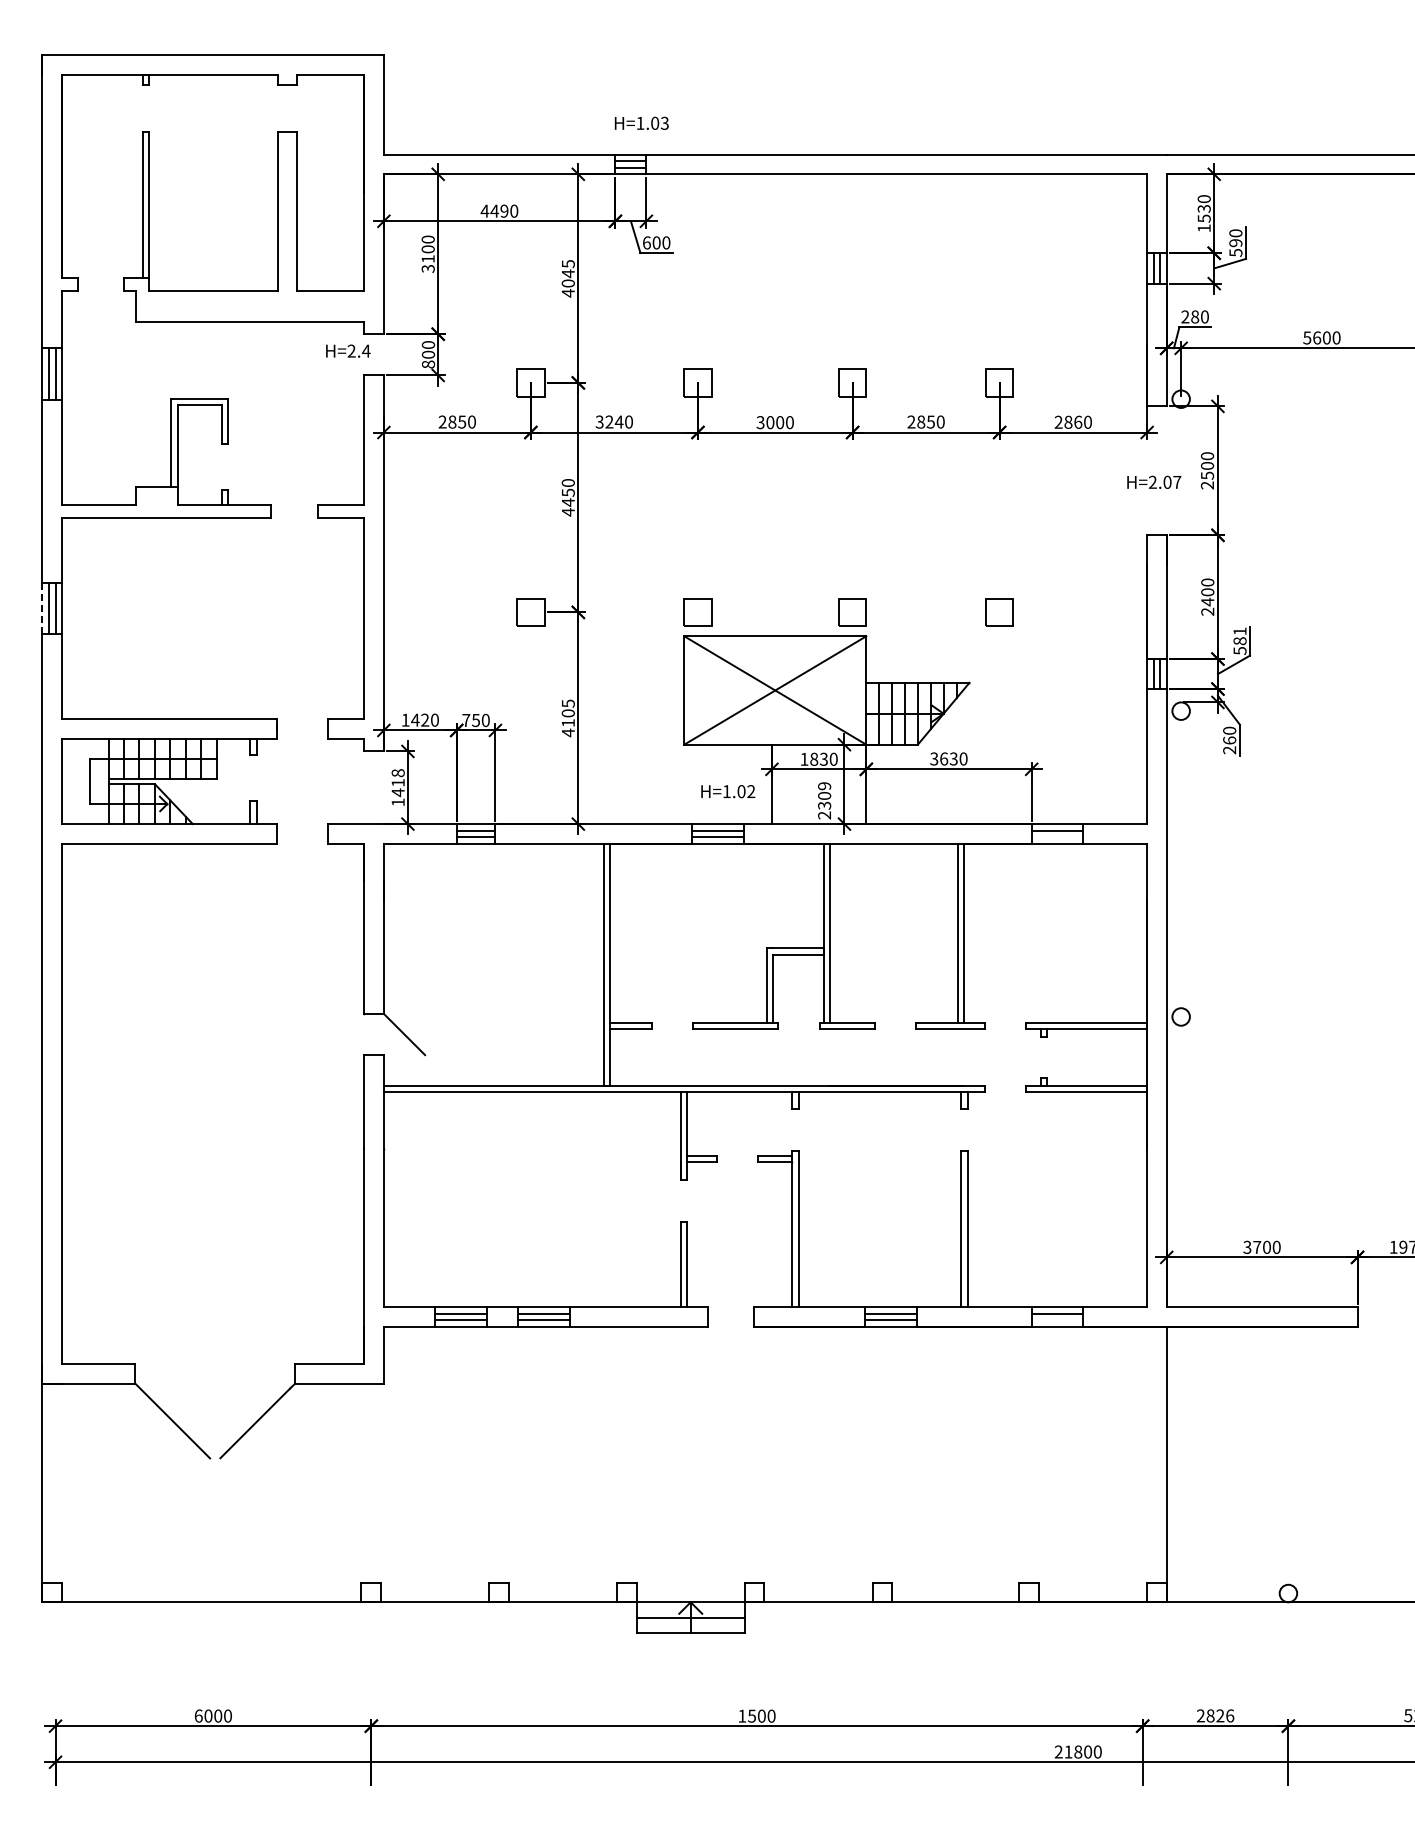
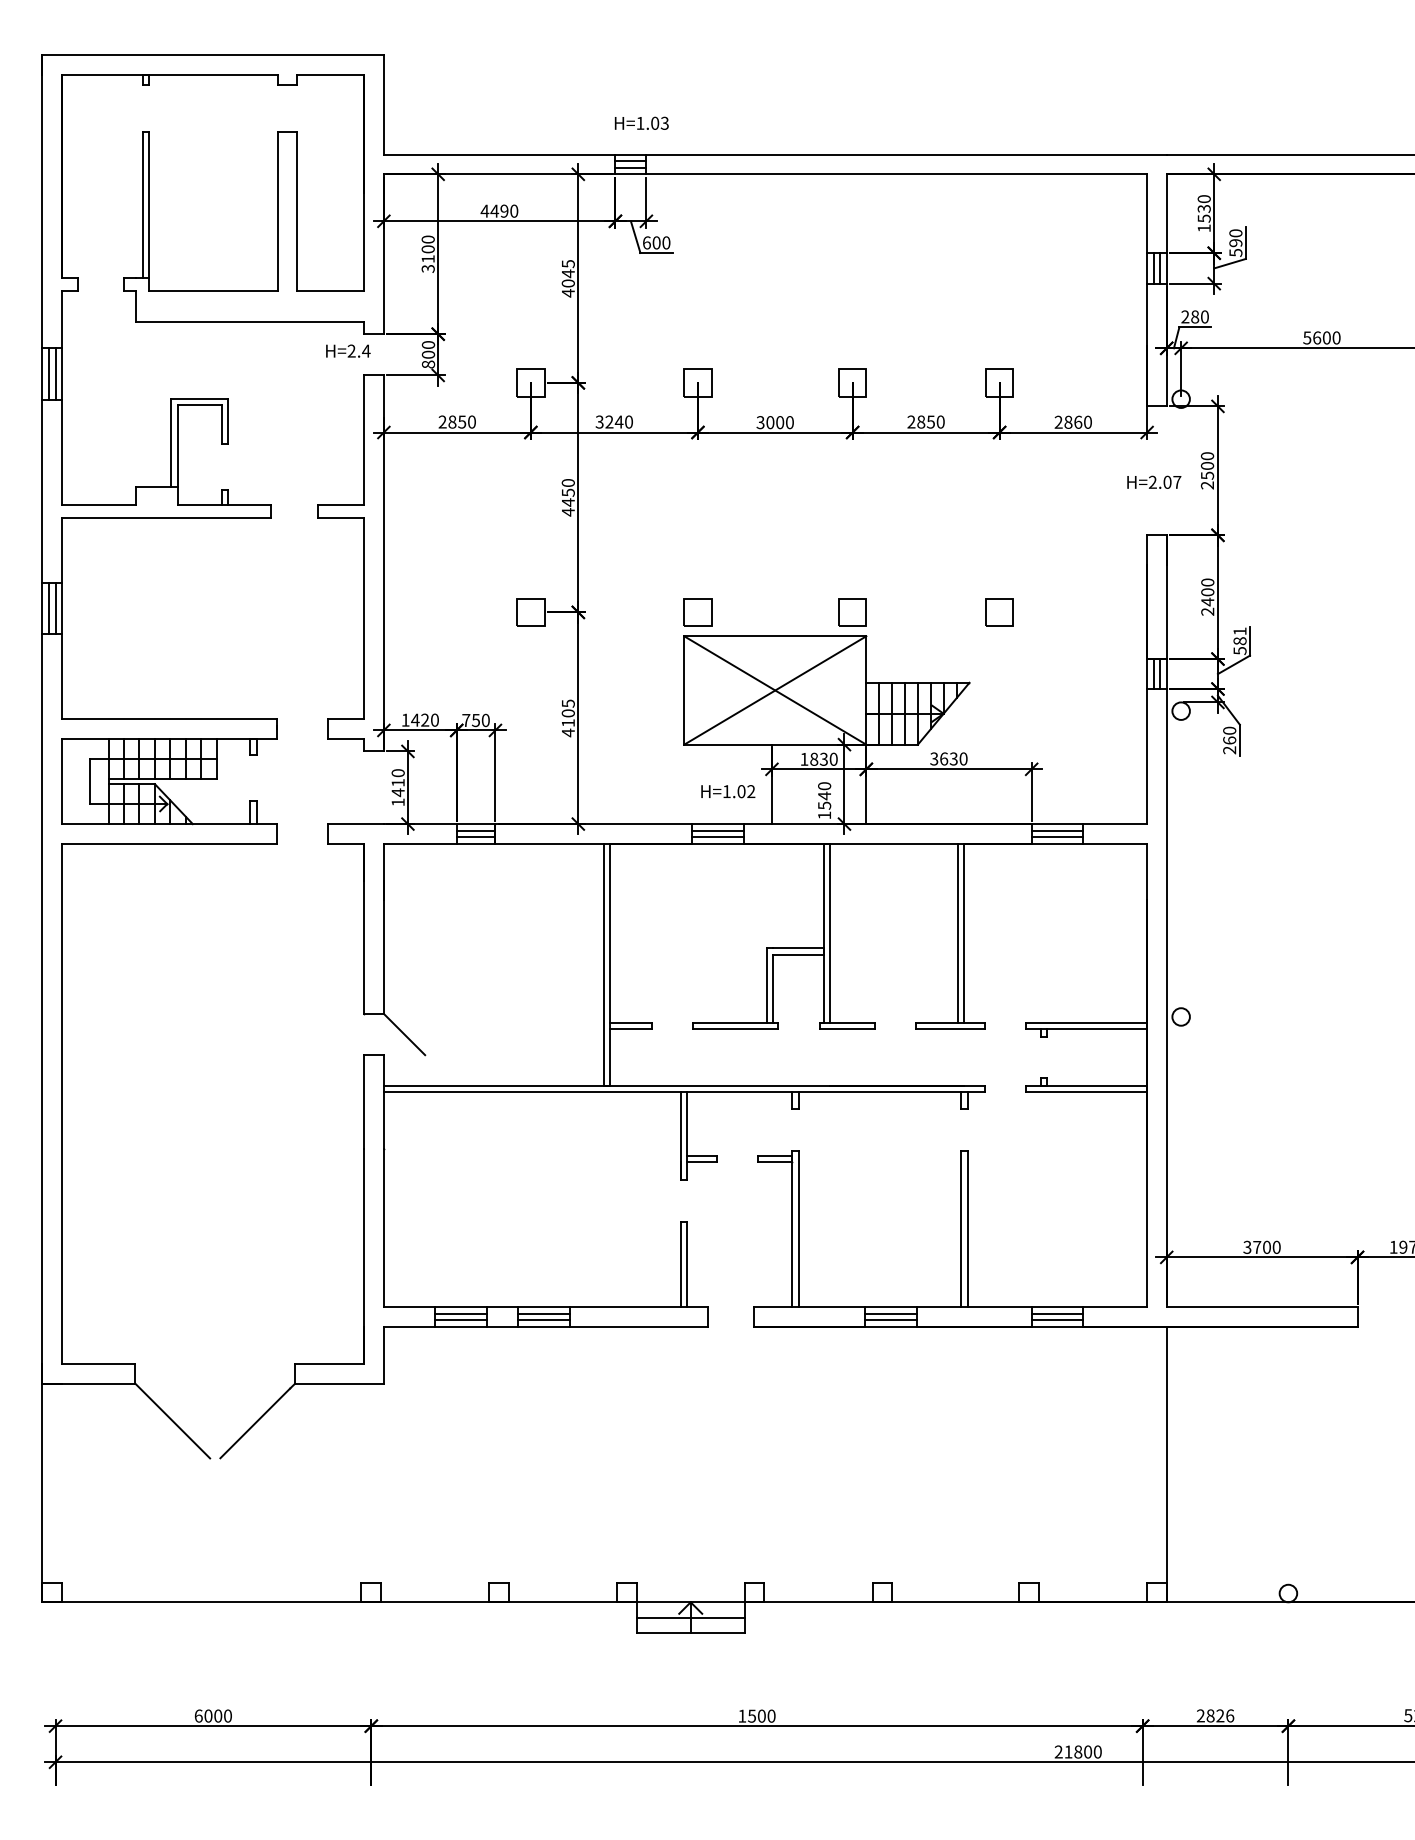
line: dashed -> solid (42, 608)
text: 1418 -> 1410 (398, 773)
text: 2309 -> 1540 (824, 800)
line: none -> present (1057, 837)
line: none -> present (1057, 1320)
